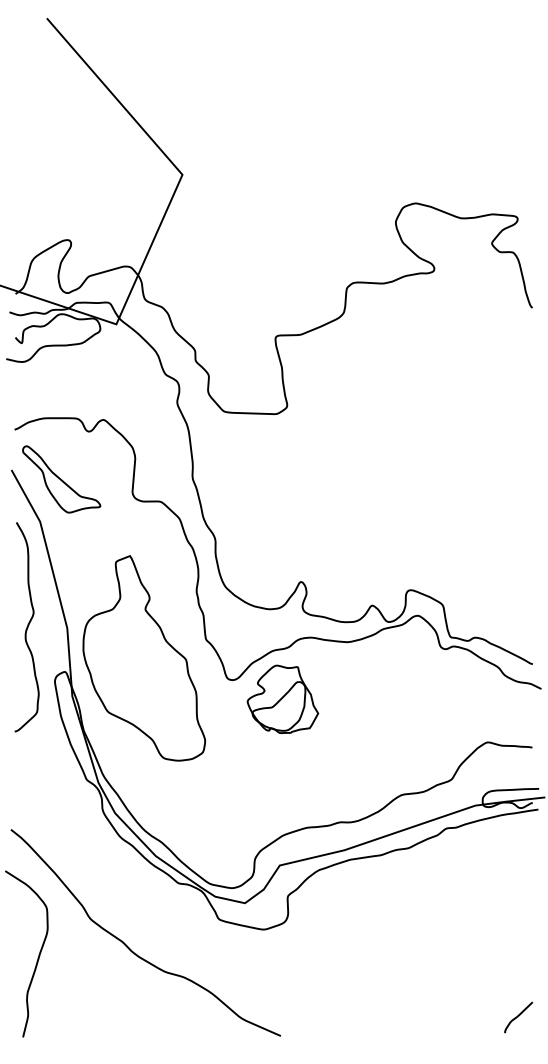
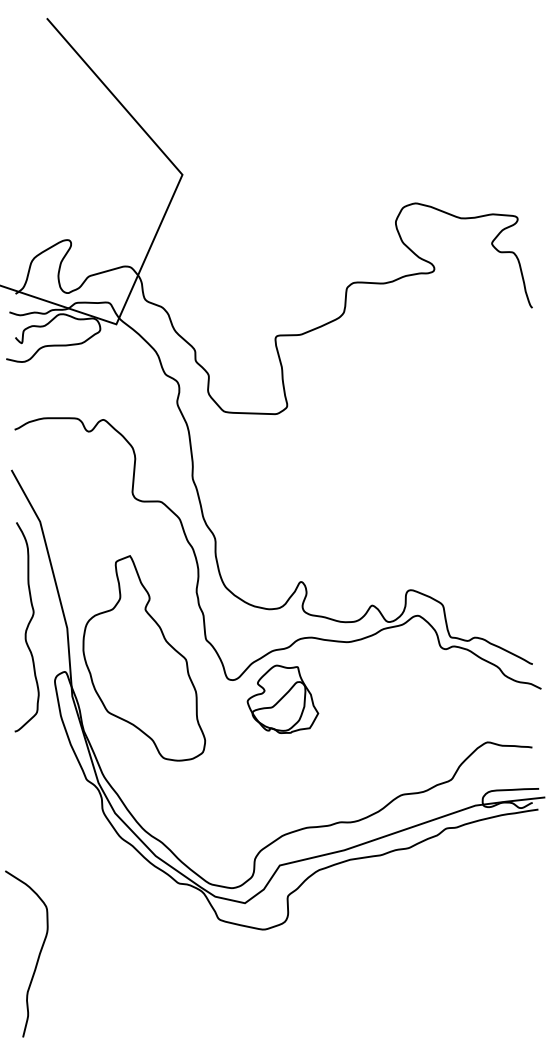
part: present -> none (61, 479)
curve: present -> none (129, 947)
curve: present -> none (518, 1017)
